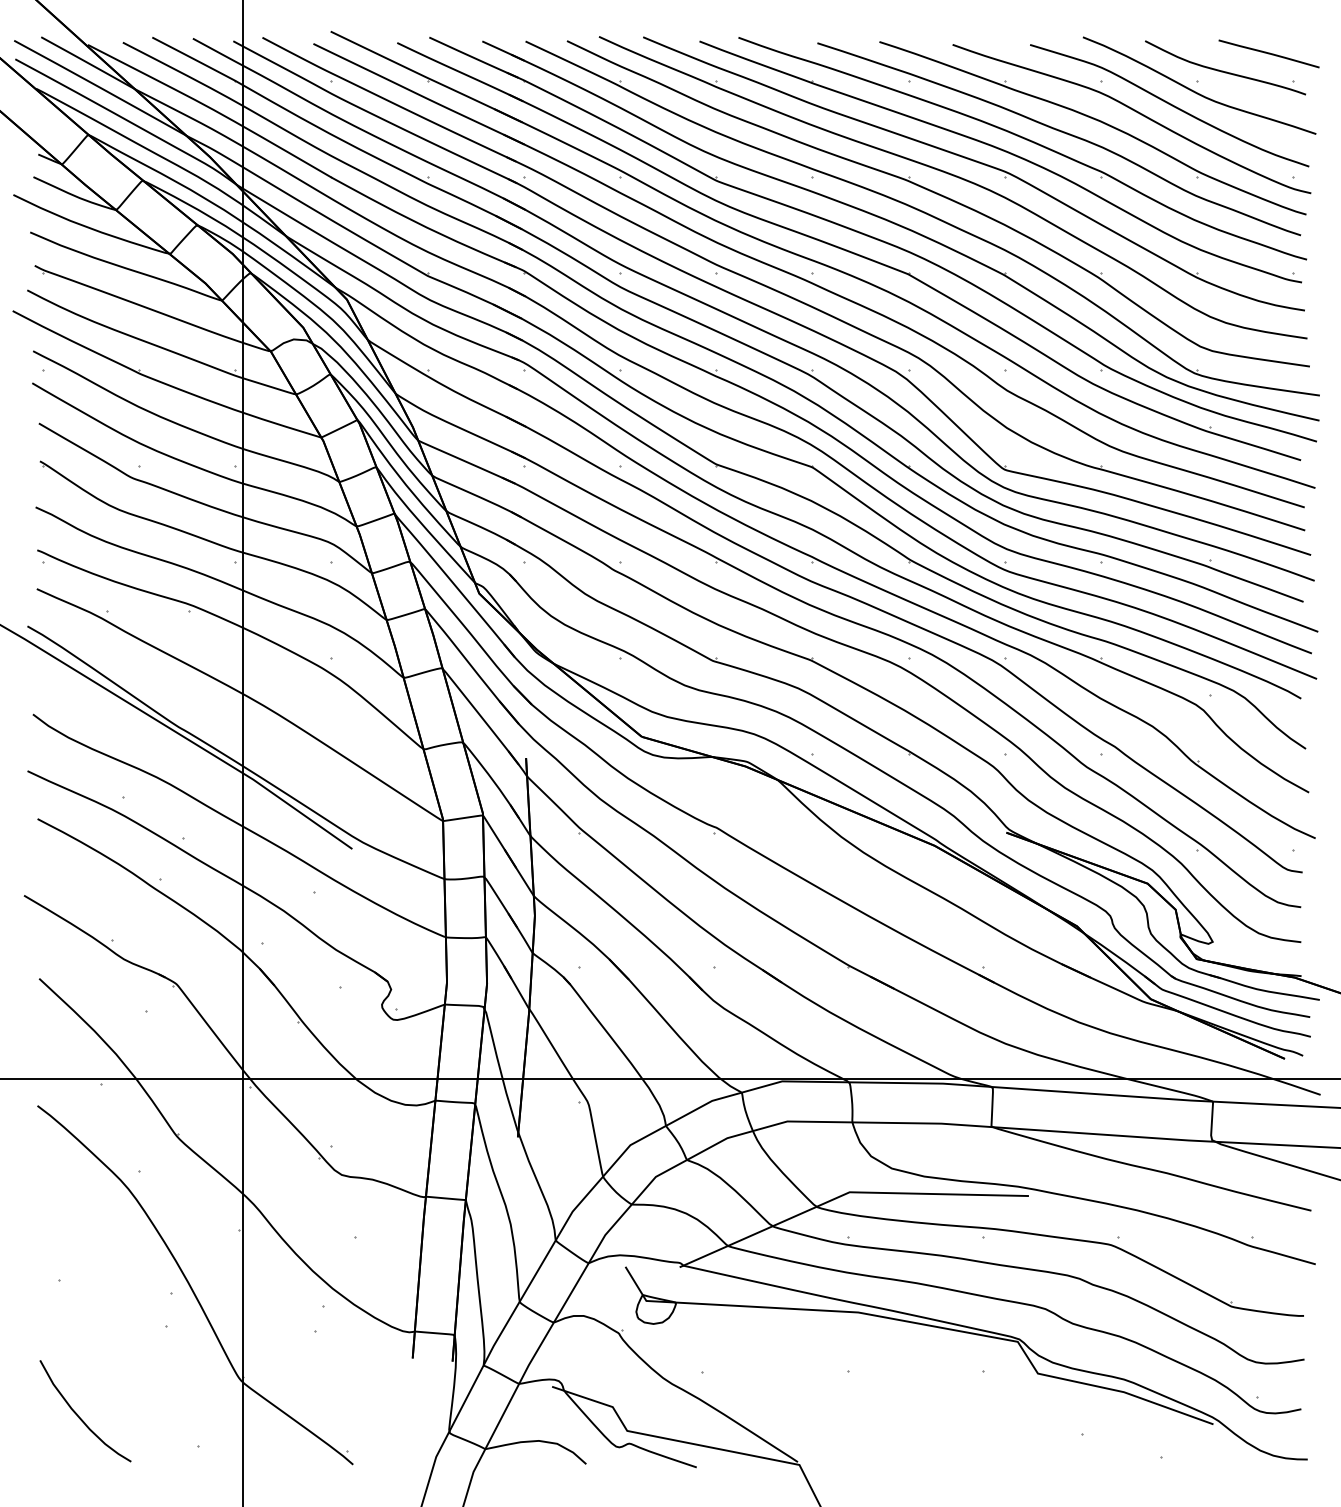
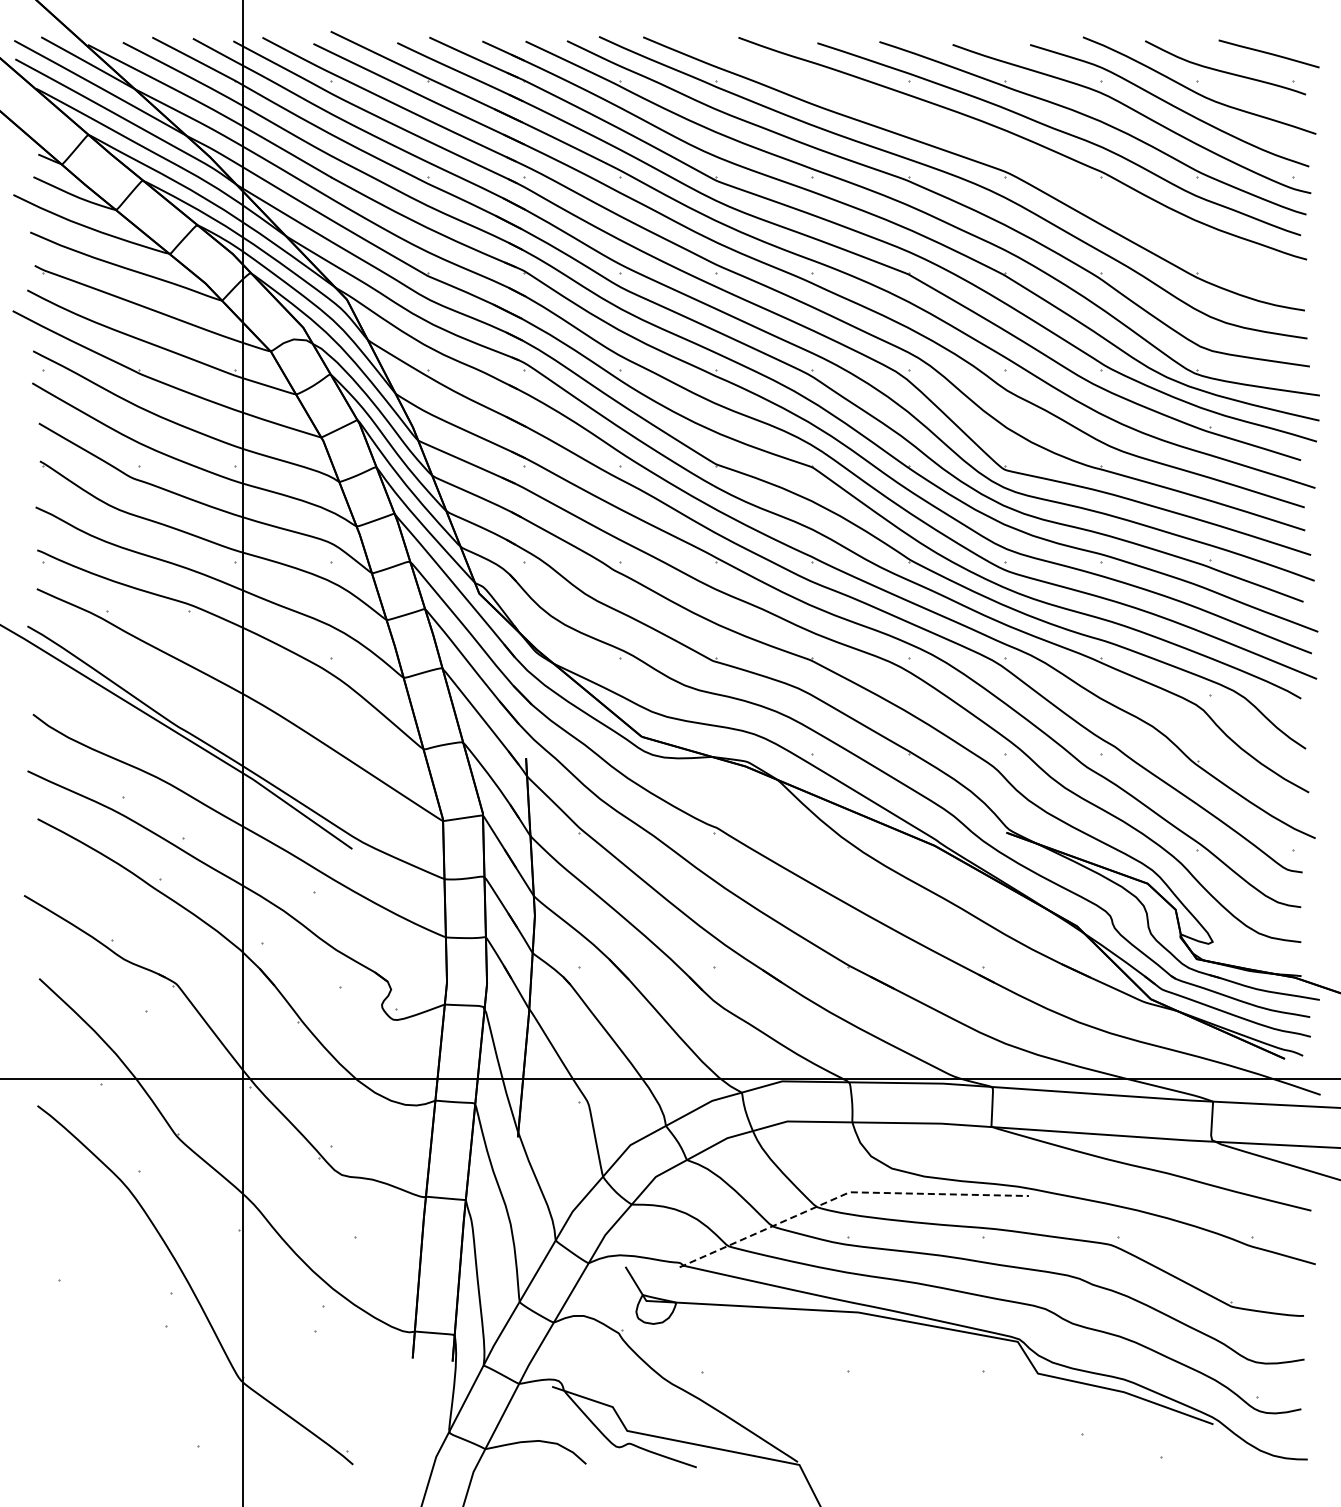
part: present -> none (1002, 151)
line: solid -> dashed (847, 1193)
curve: present -> none (79, 1416)
